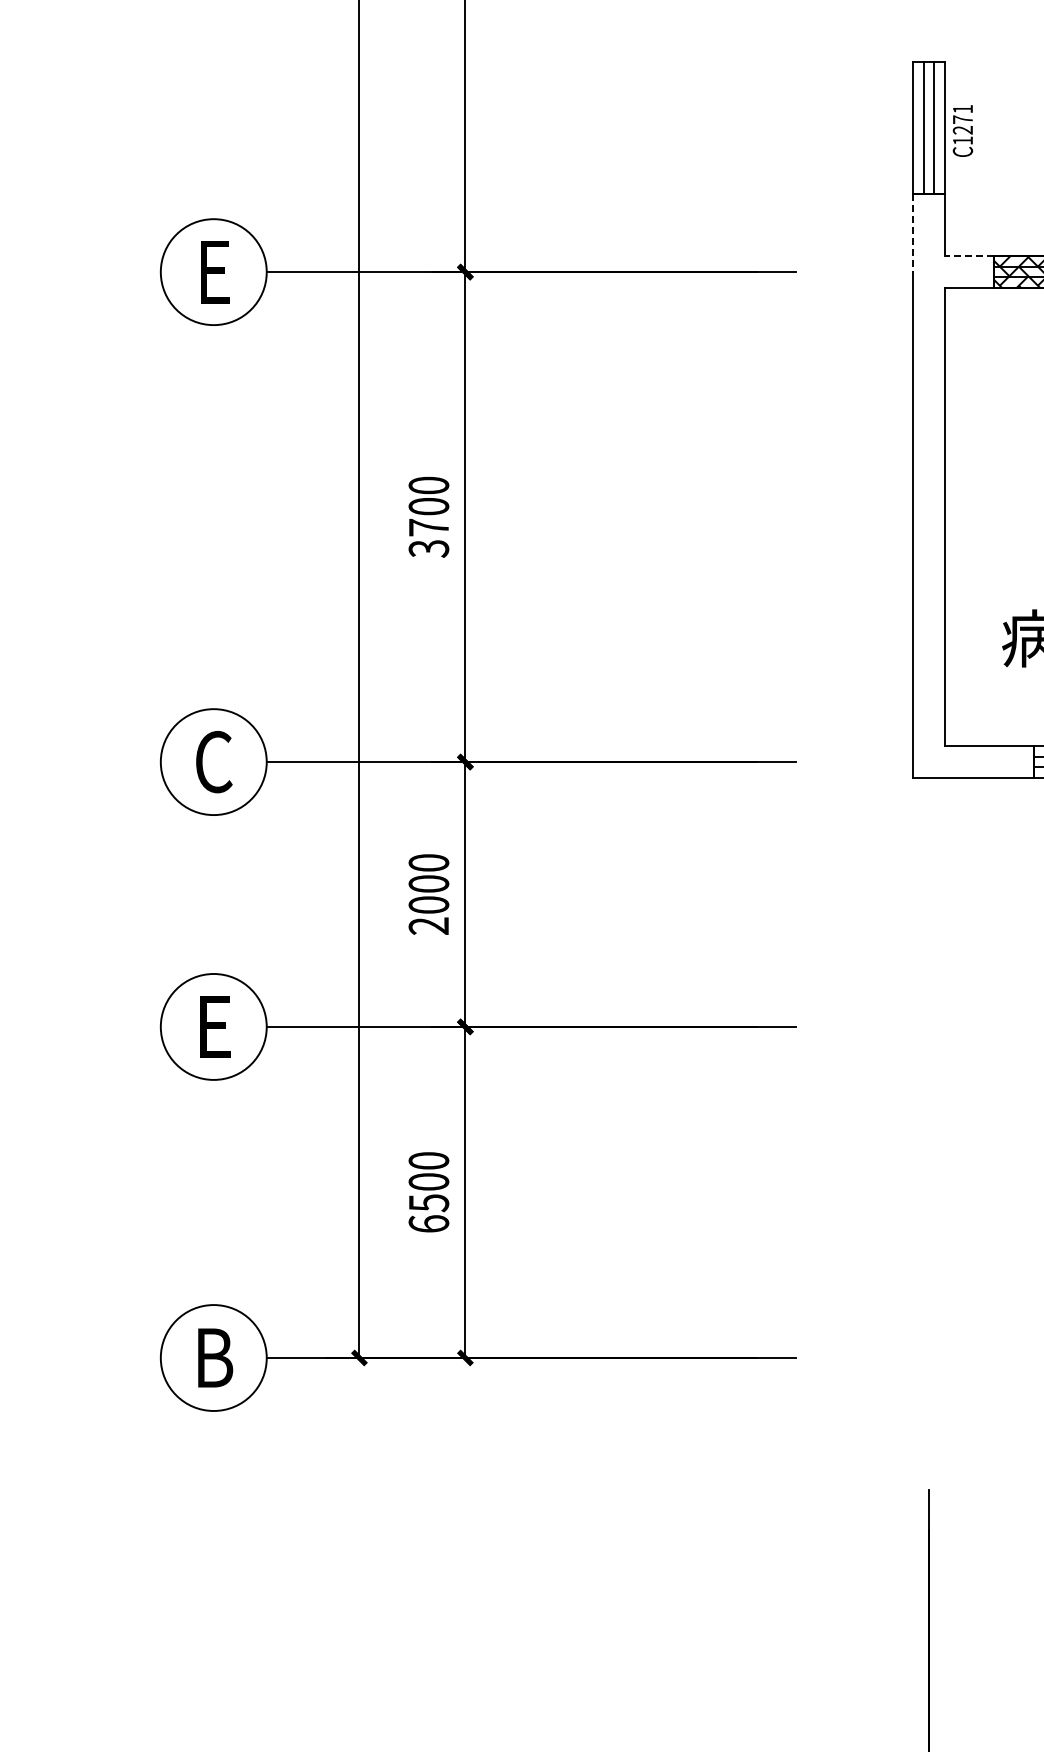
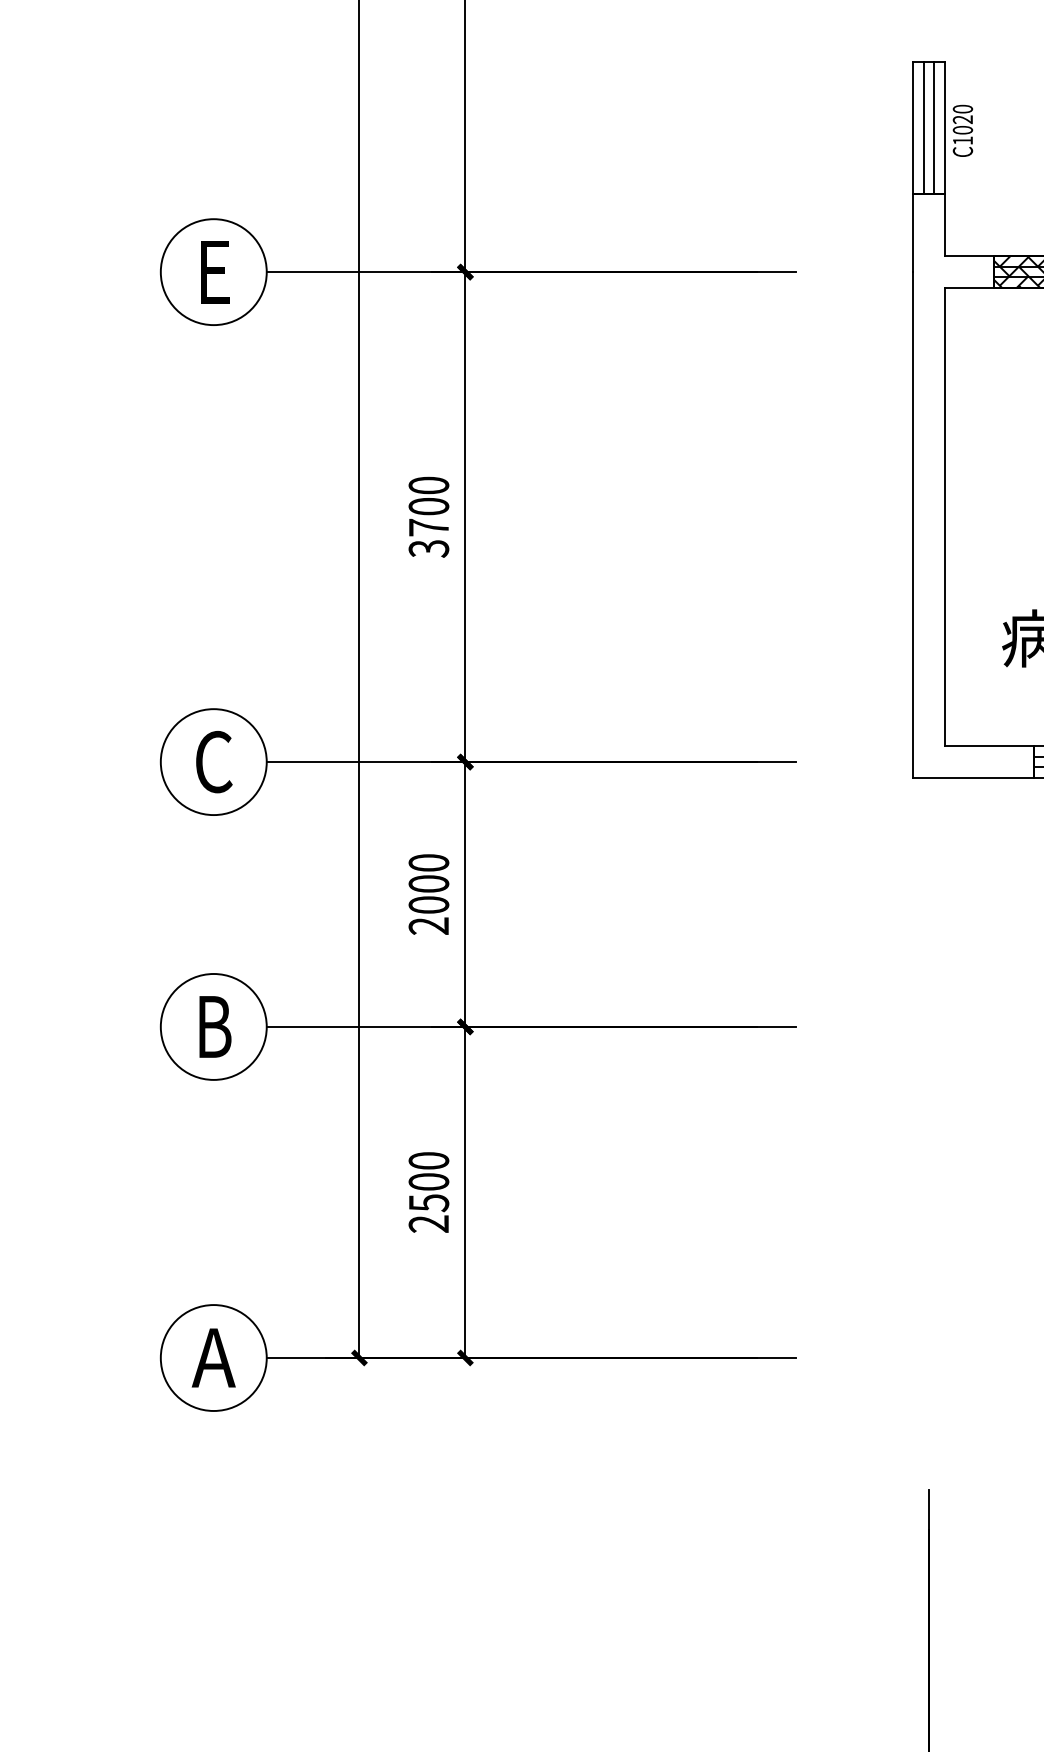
text: C1271 -> C1020 (962, 119)
line: dashed -> solid (912, 233)
line: dashed -> solid (968, 256)
text: E -> B (215, 1026)
text: 6500 -> 2500 (428, 1223)
text: B -> A (213, 1357)
